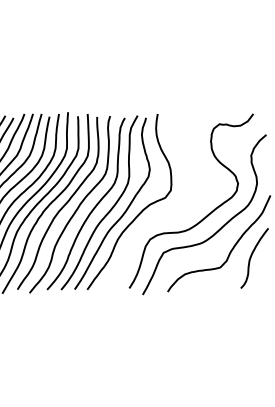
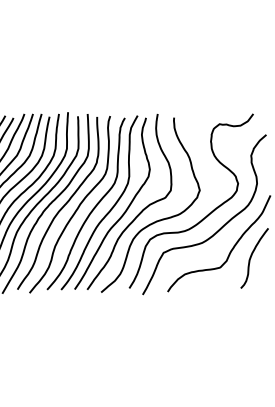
curve: none -> present (156, 220)
